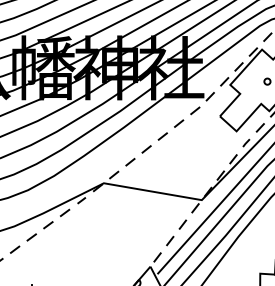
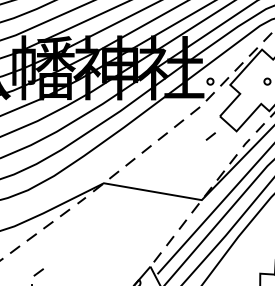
circle: none -> present (210, 81)
line: none -> present (210, 136)
line: none -> present (38, 272)
